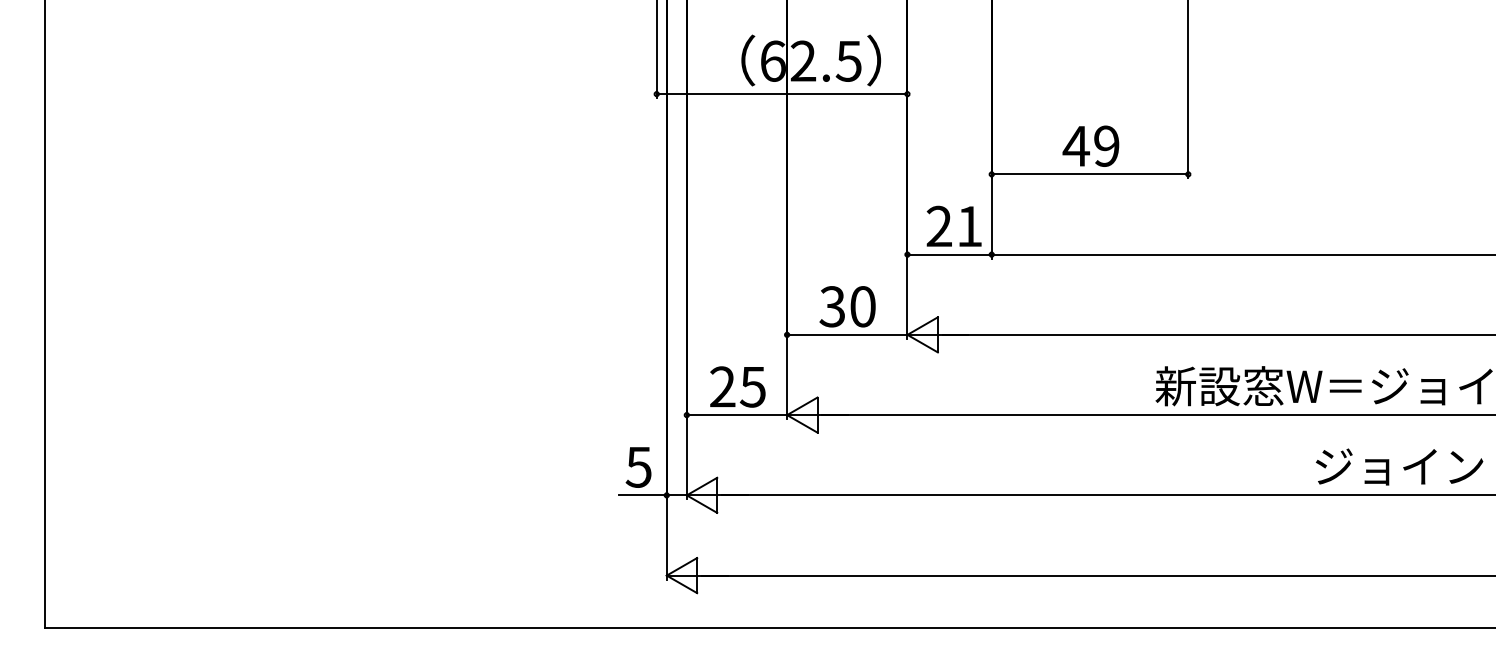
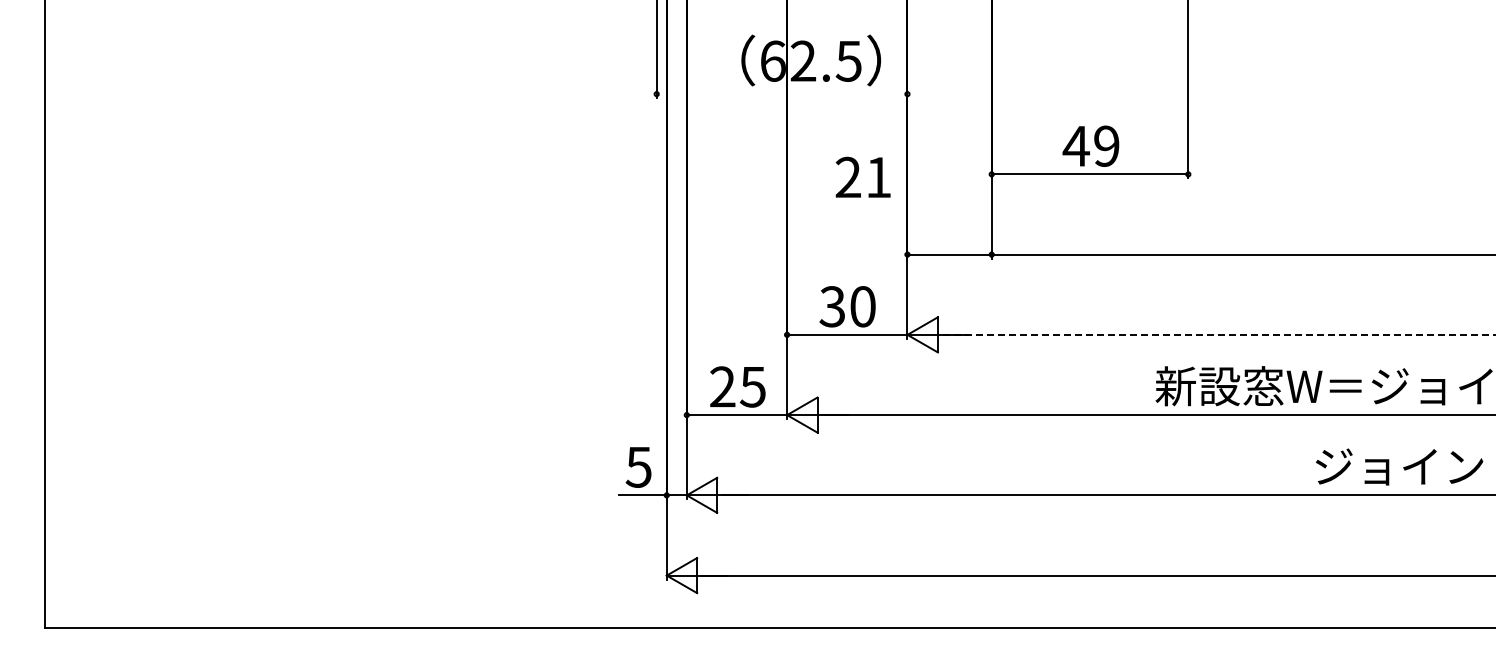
line: present -> none (781, 94)
text position: (953, 225) -> (862, 176) (862, 176)
line: solid -> dashed (1219, 334)
